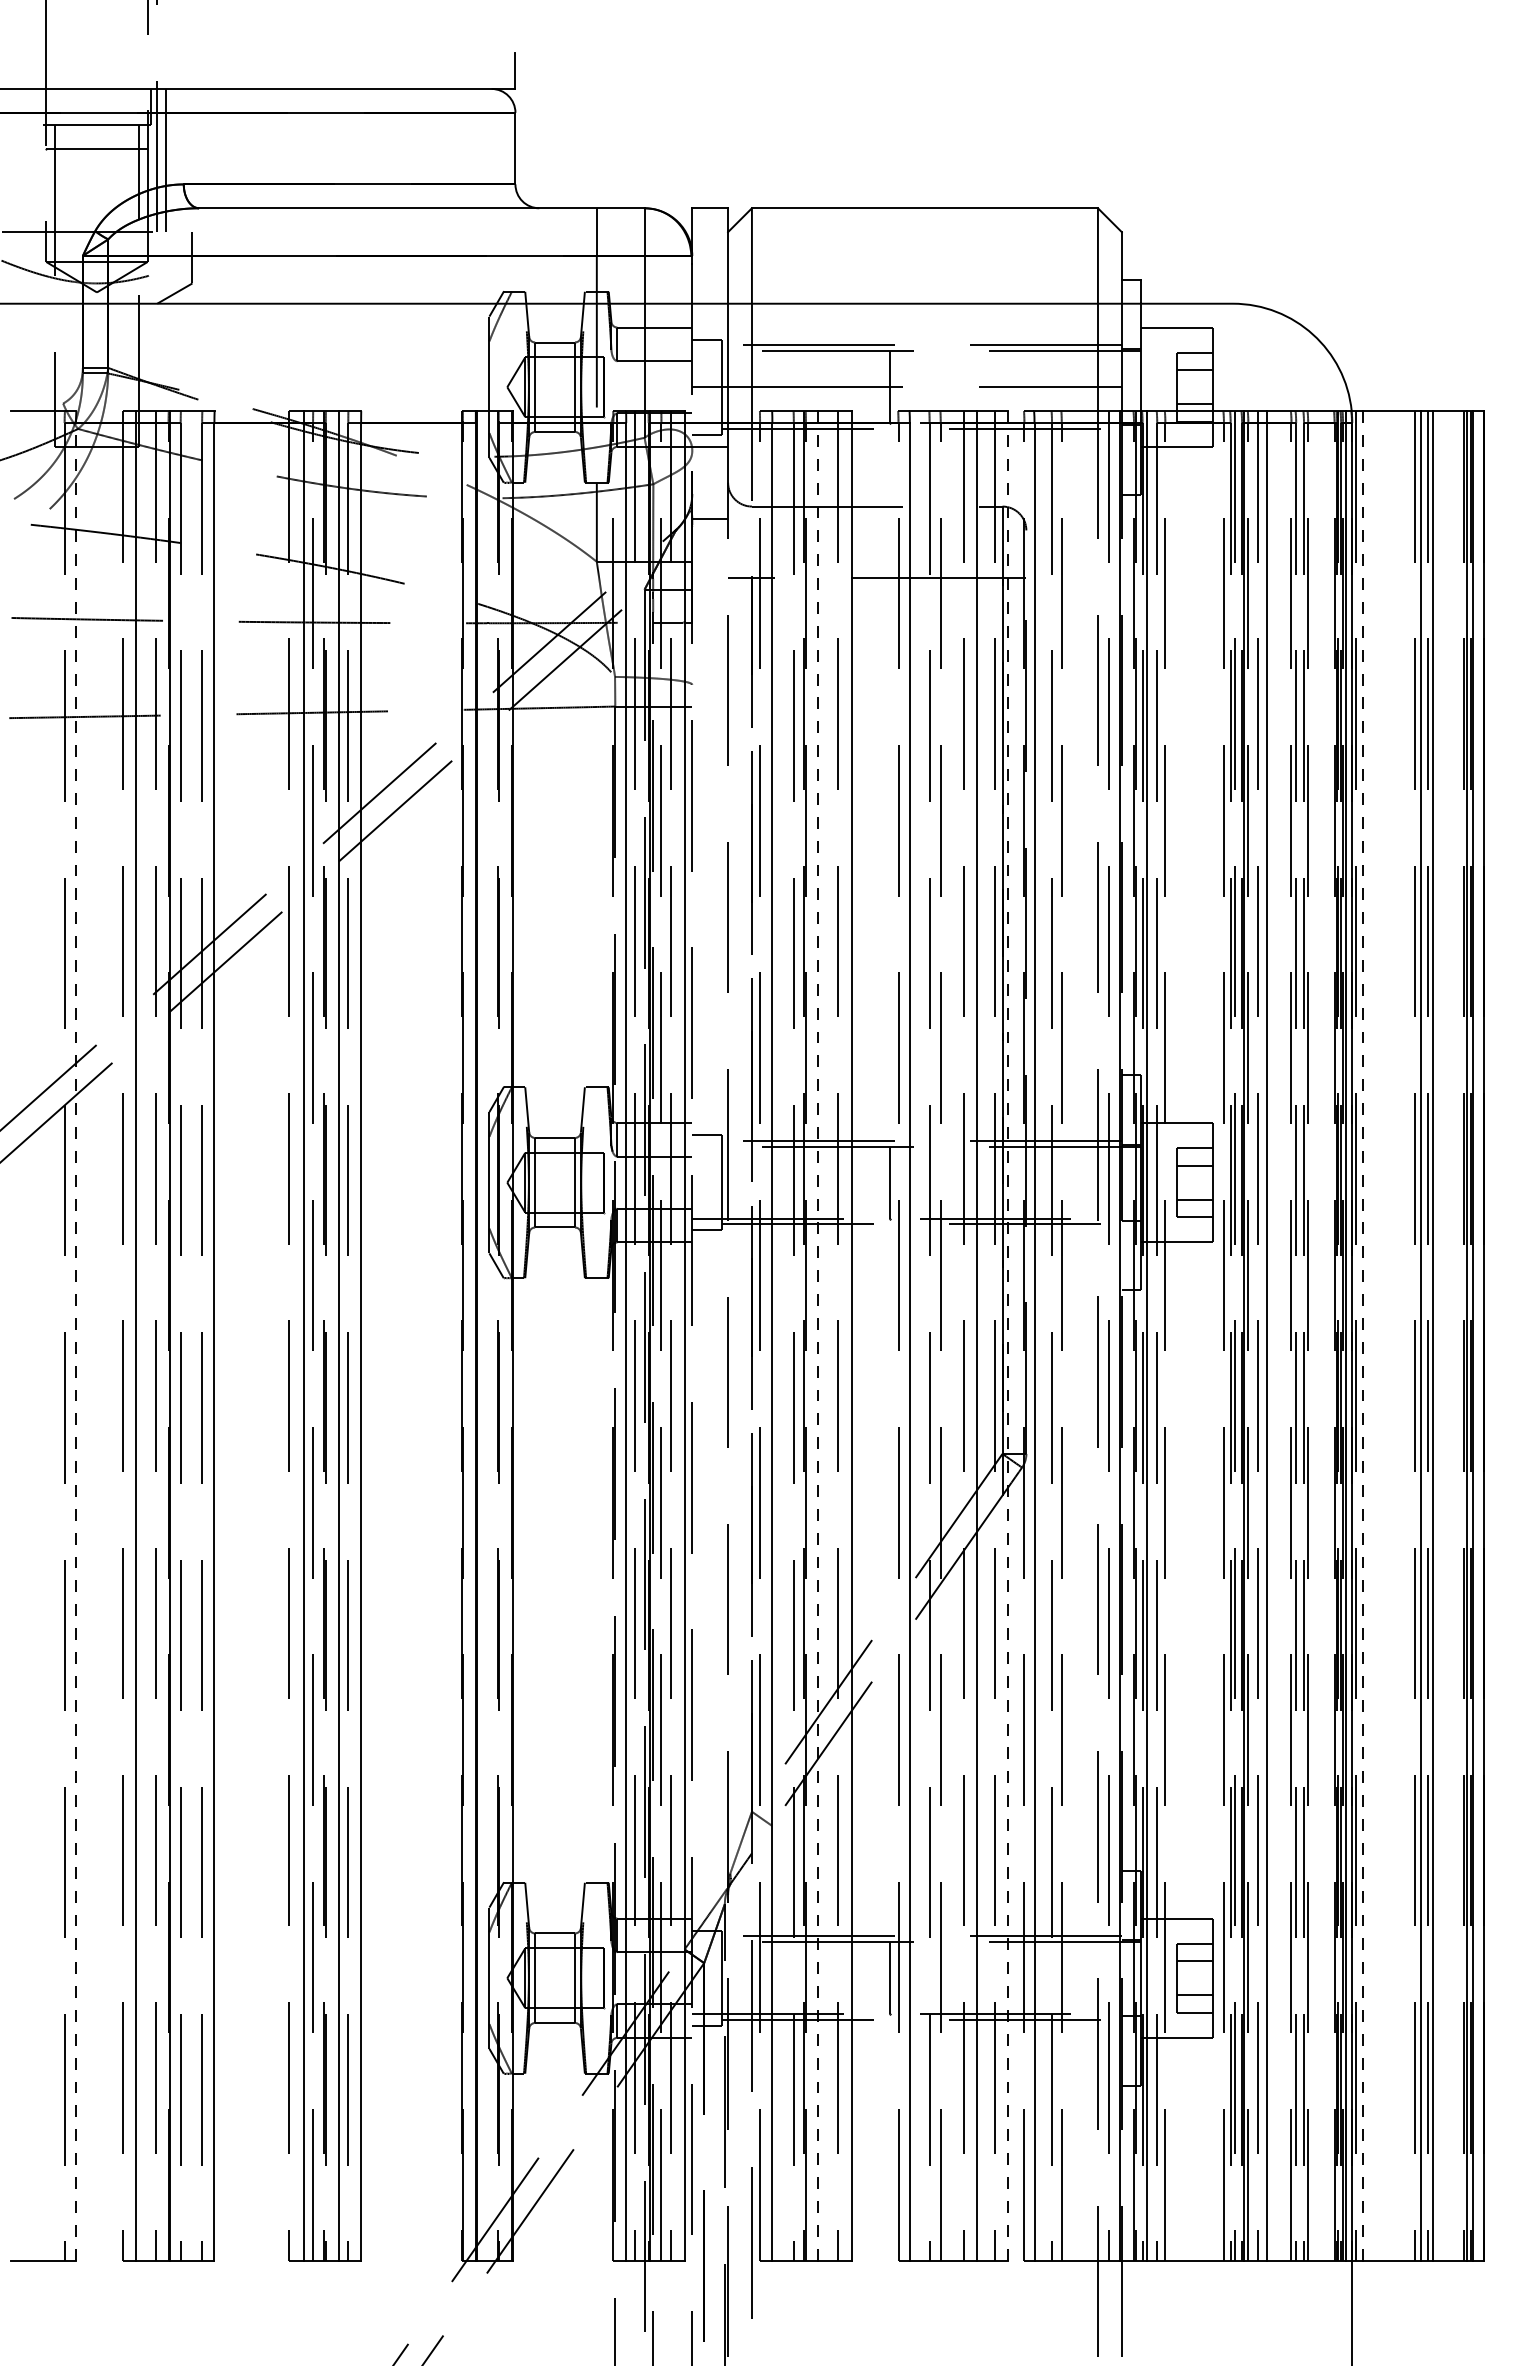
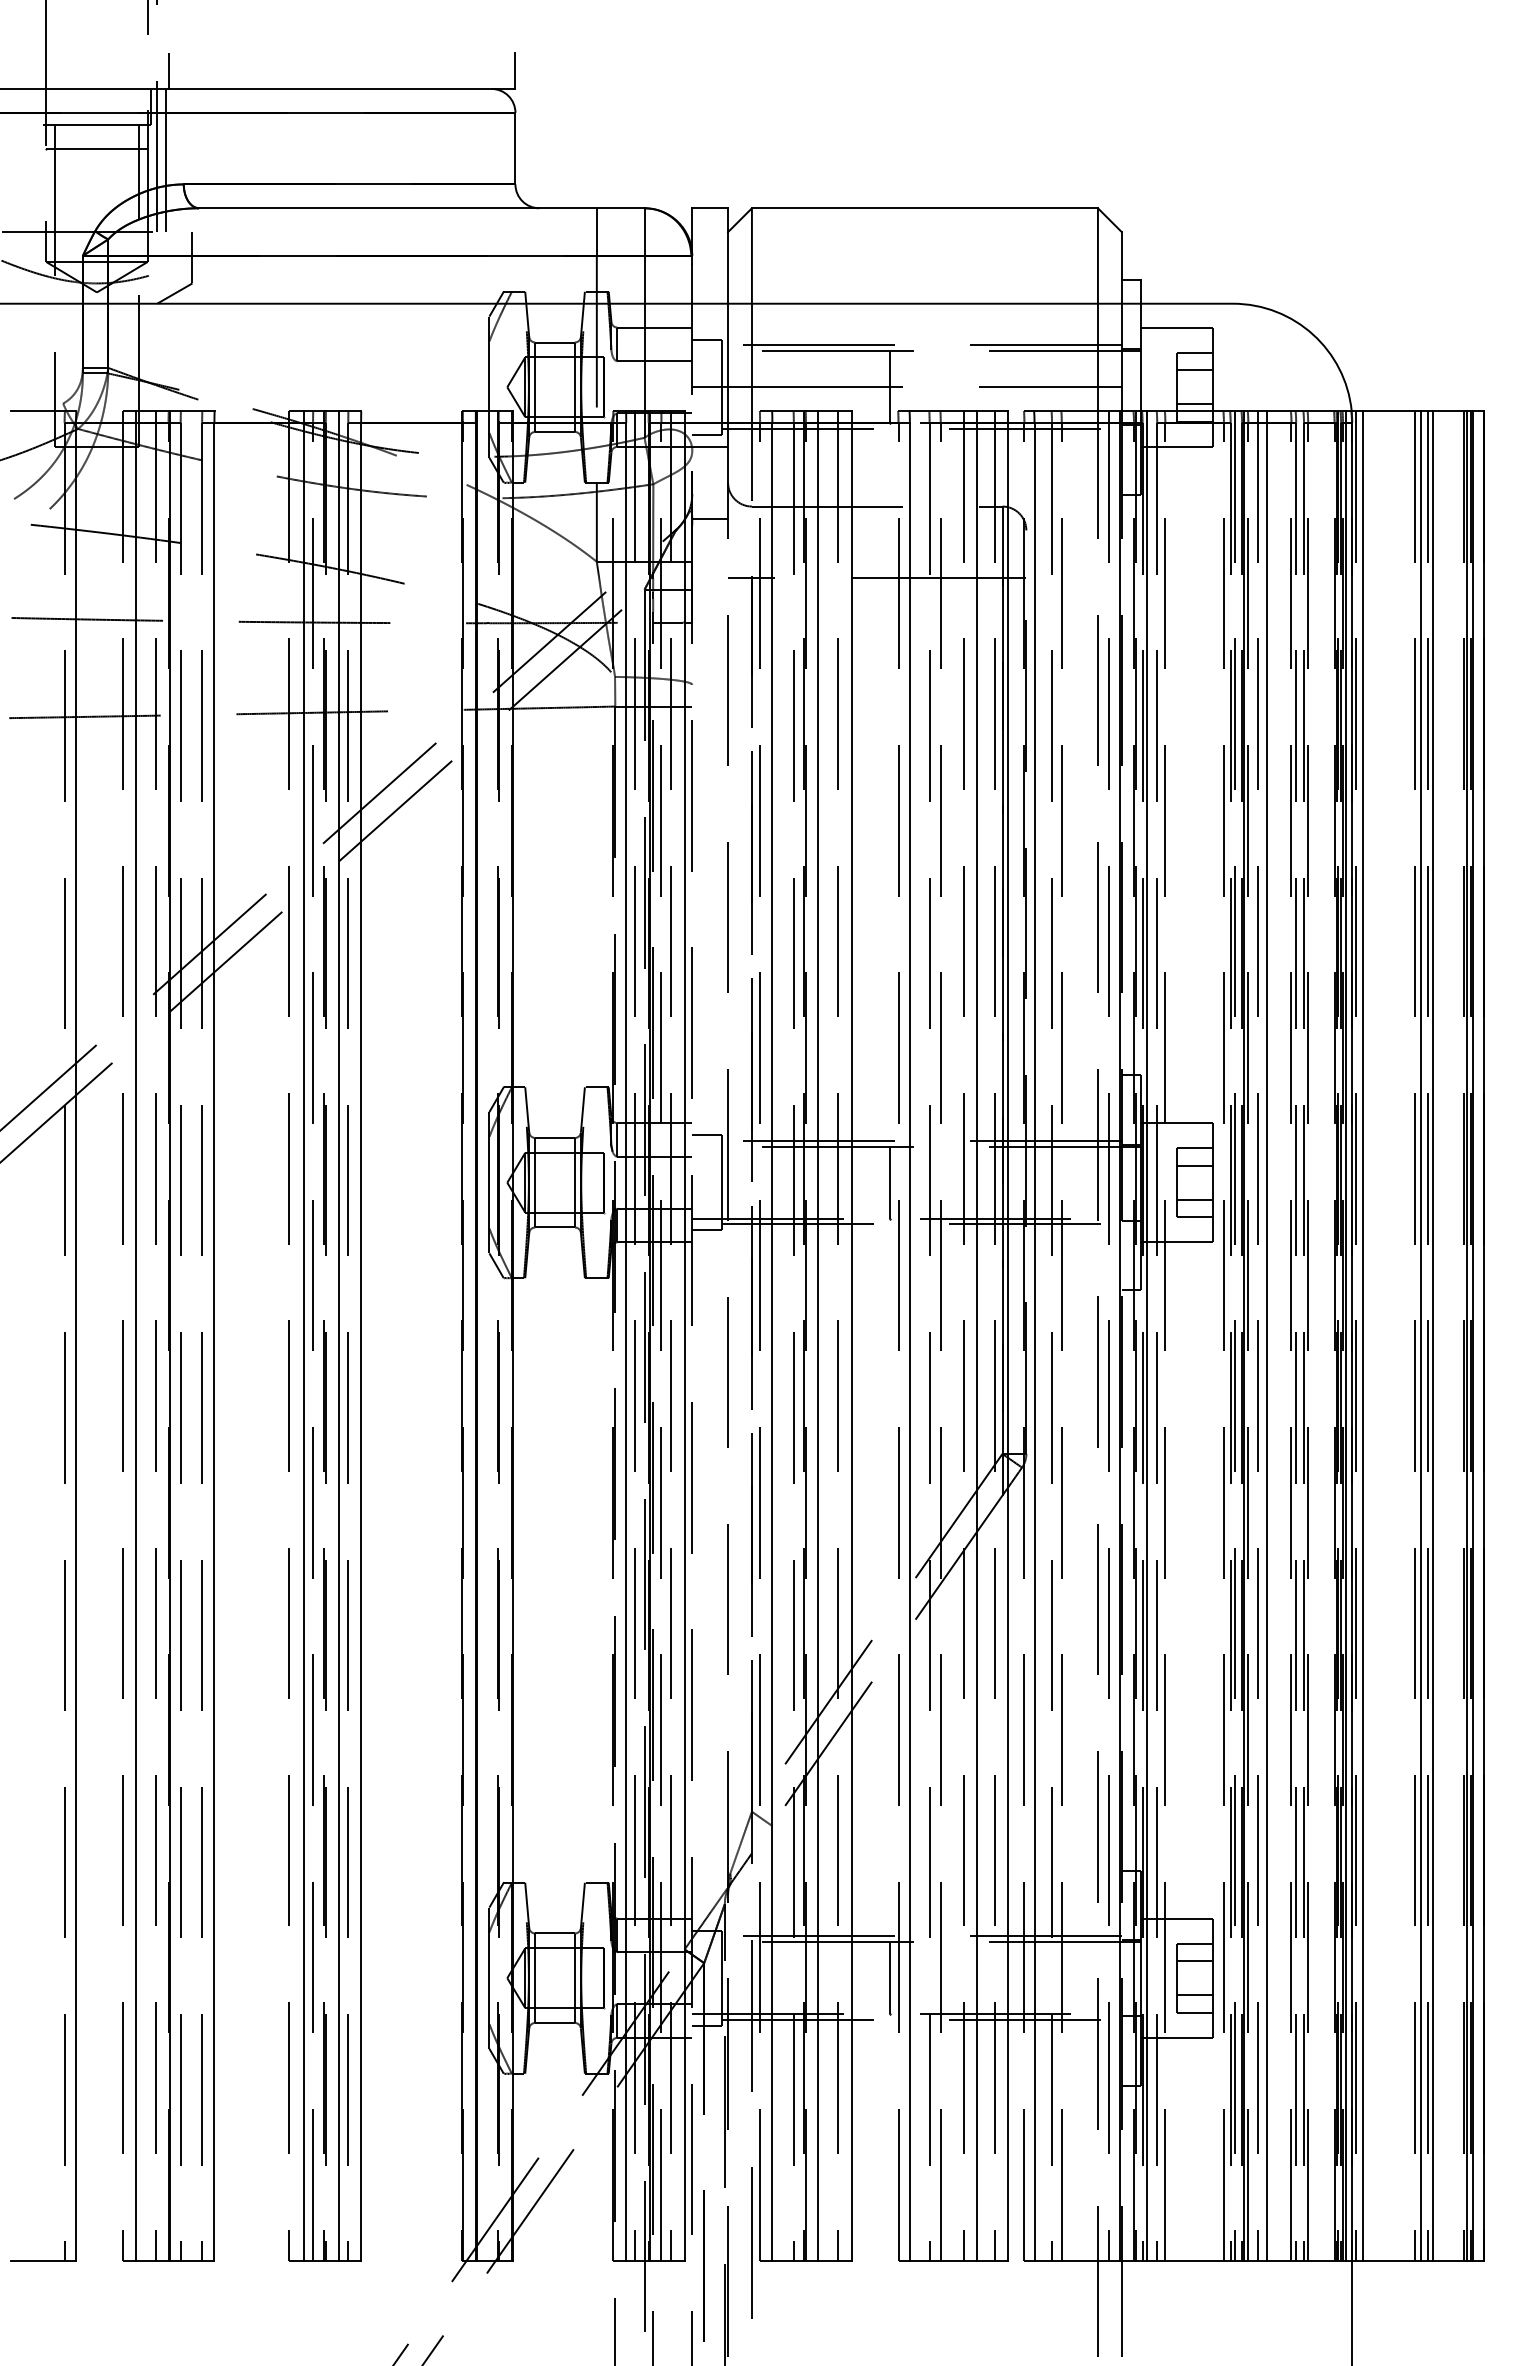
line: none -> present (168, 70)
line: dashed -> solid (818, 1335)
line: dashed -> solid (1007, 1335)
line: dashed -> solid (1363, 1335)
line: dashed -> solid (76, 1341)
